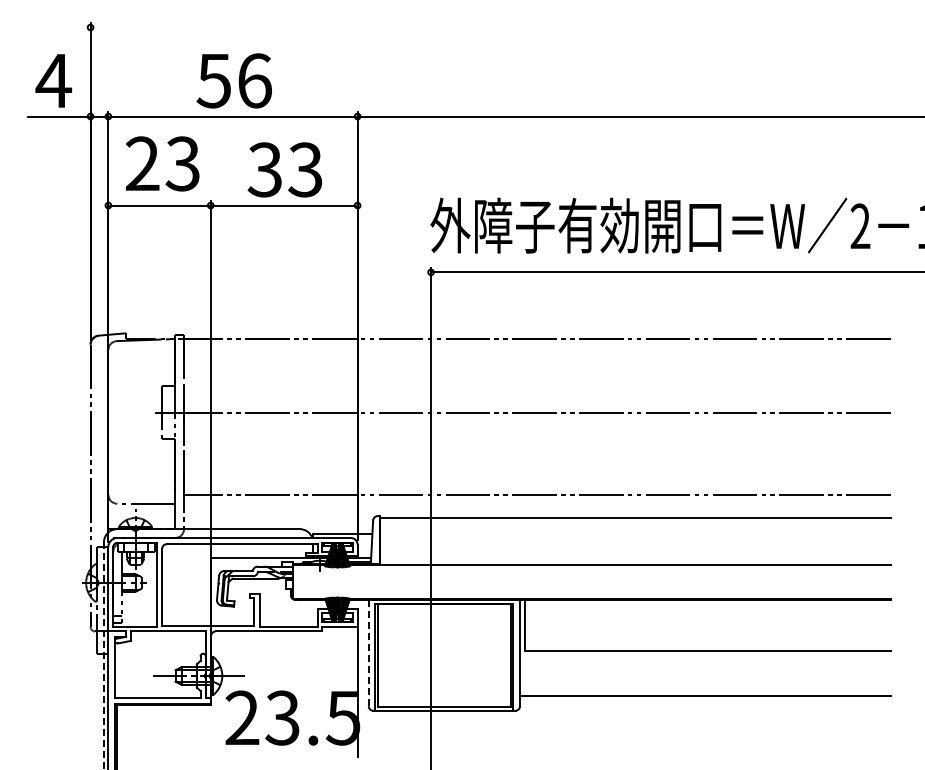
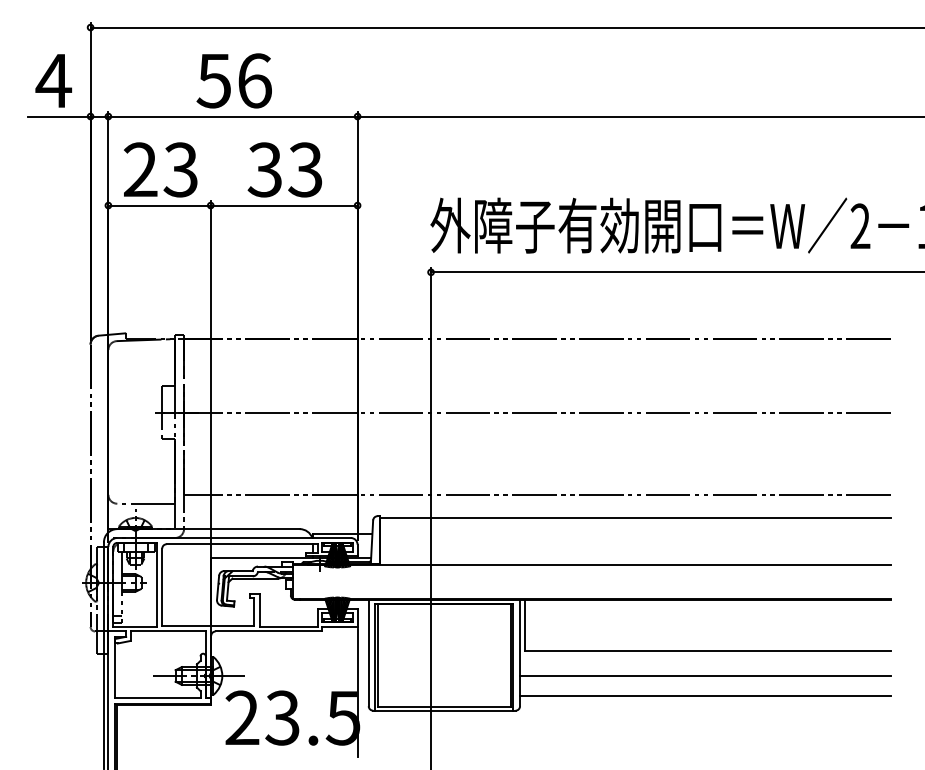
line: none -> present (505, 27)
text position: (162, 163) -> (160, 169) (160, 169)
line: dashed -> solid (368, 652)
line: dashed -> solid (103, 655)
line: none -> present (705, 675)
